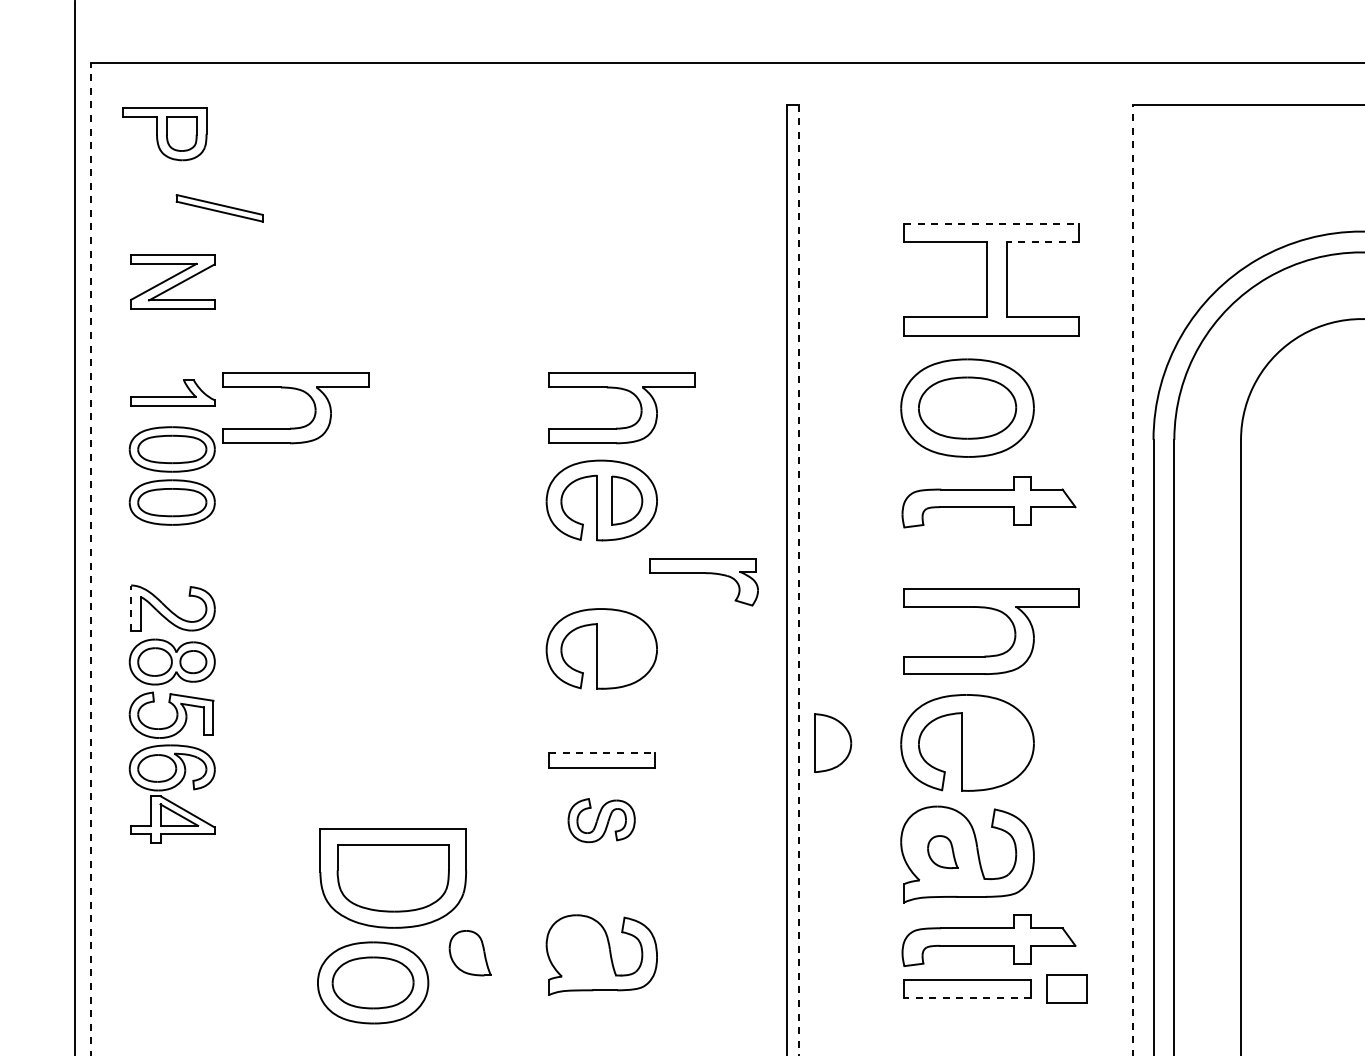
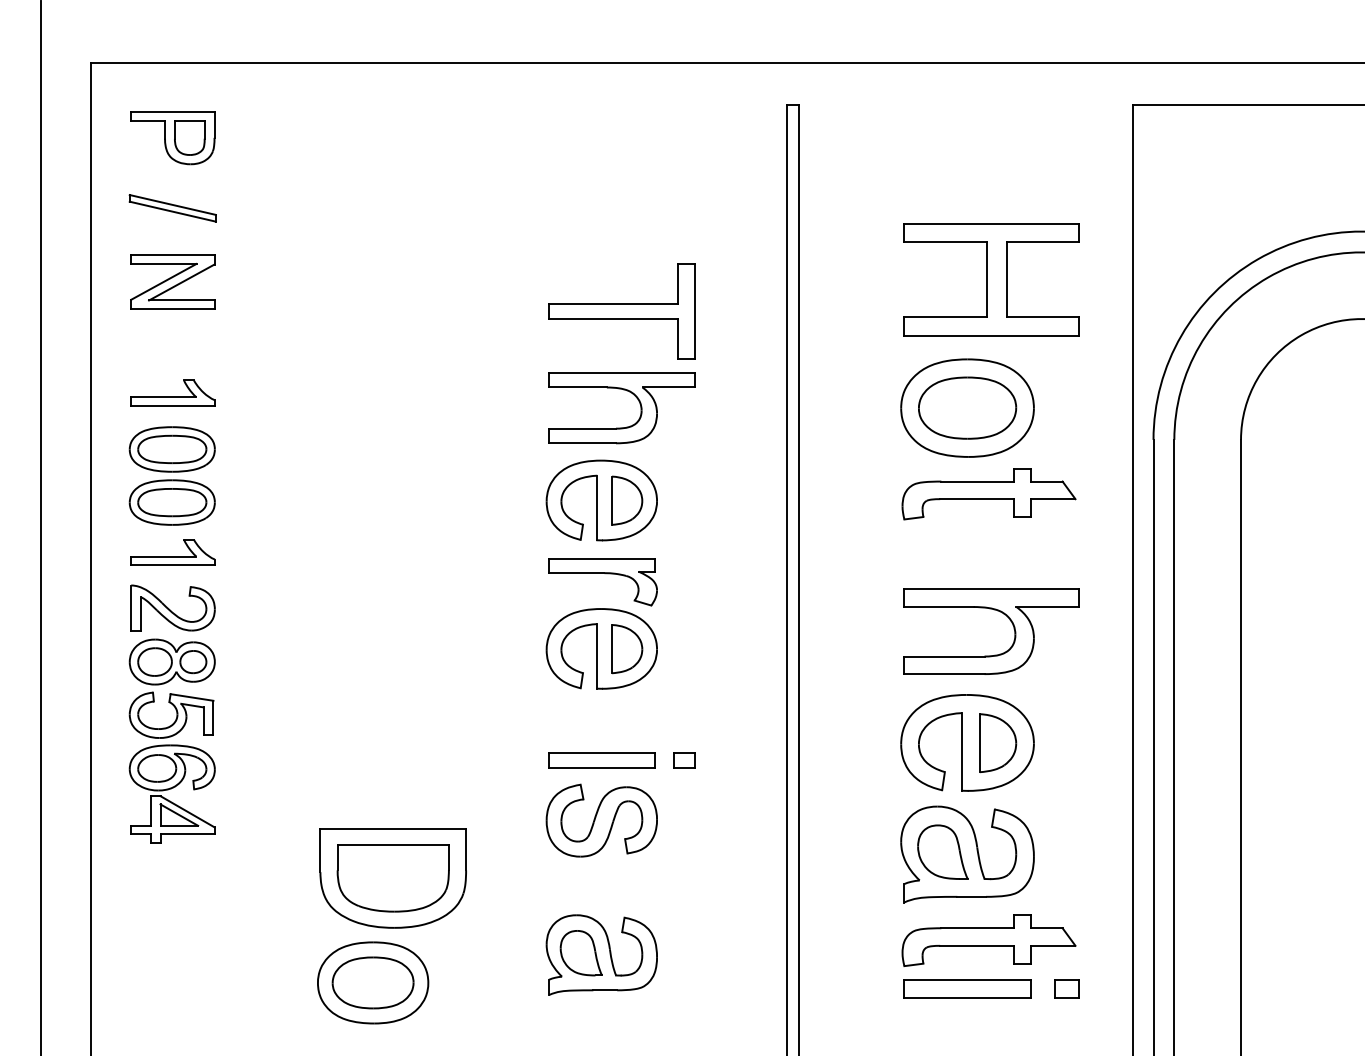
part position: (164, 134) -> (172, 138) (172, 138)
part position: (219, 208) -> (172, 208) (172, 208)
line: dashed -> solid (991, 223)
line: dashed -> solid (1043, 242)
part: none -> present (621, 311)
part: present -> none (307, 395)
part position: (988, 502) -> (988, 494) (988, 494)
line position: (74, 527) -> (40, 527) (40, 527)
part: none -> present (172, 552)
line: dashed -> solid (90, 558)
part position: (706, 574) -> (605, 574) (605, 574)
line: dashed -> solid (1132, 579)
line: dashed -> solid (799, 580)
line: dashed -> solid (131, 608)
part: none -> present (627, 649)
part position: (833, 743) -> (998, 743) (998, 743)
line: dashed -> solid (601, 753)
part: none -> present (684, 760)
part size: 69x46 px -> 113x75 px (601, 820)
part size: 32x35 px -> 52x56 px (942, 851)
part position: (469, 953) -> (580, 953) (580, 953)
part size: 42x30 px -> 26x20 px (1066, 988)
line: dashed -> solid (967, 997)
